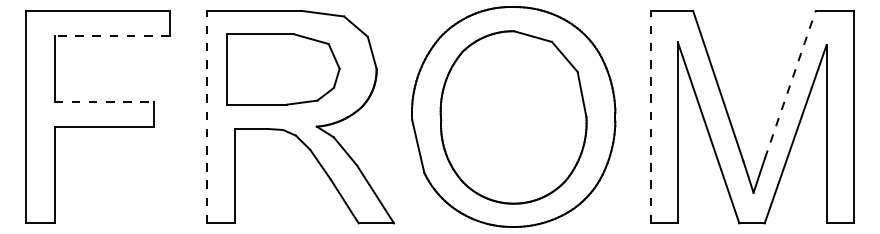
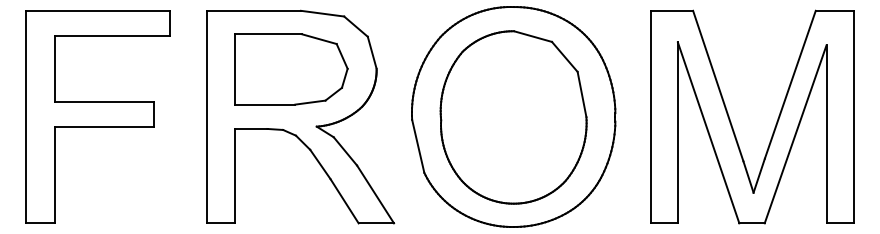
line: dashed -> solid (112, 35)
part position: (283, 69) -> (291, 69) (291, 69)
line: dashed -> solid (790, 84)
line: dashed -> solid (104, 101)
line: dashed -> solid (206, 116)
line: dashed -> solid (650, 116)
